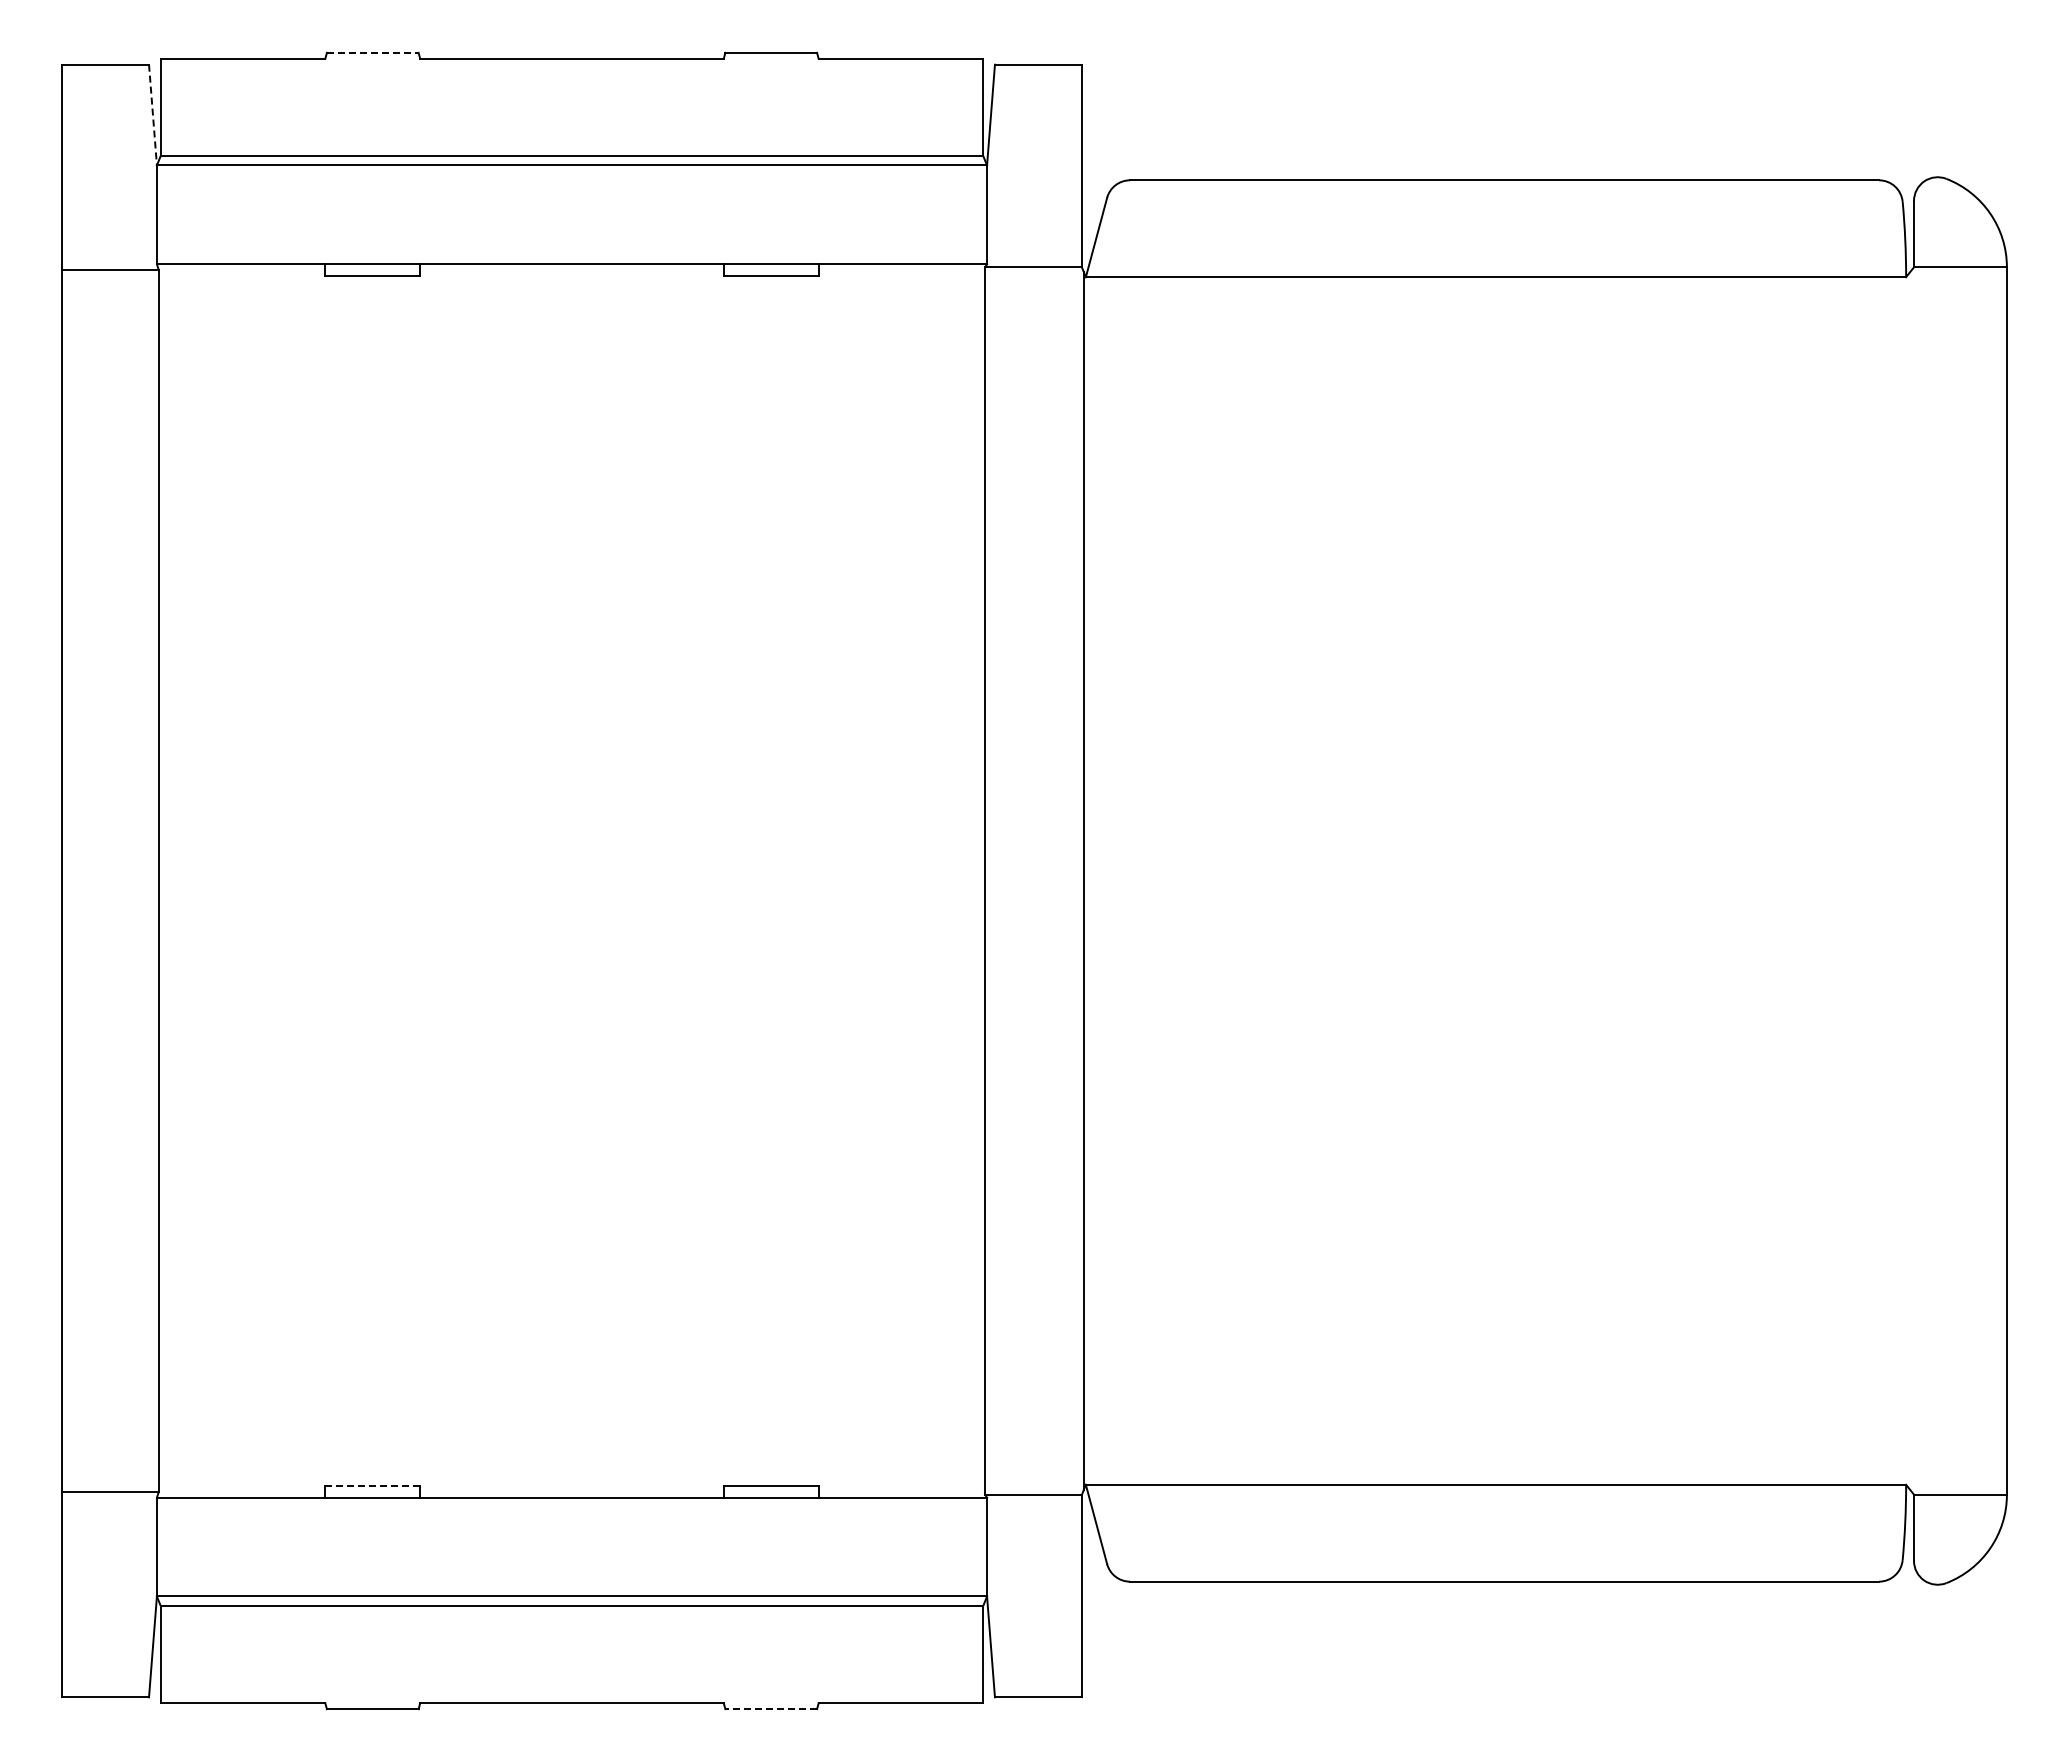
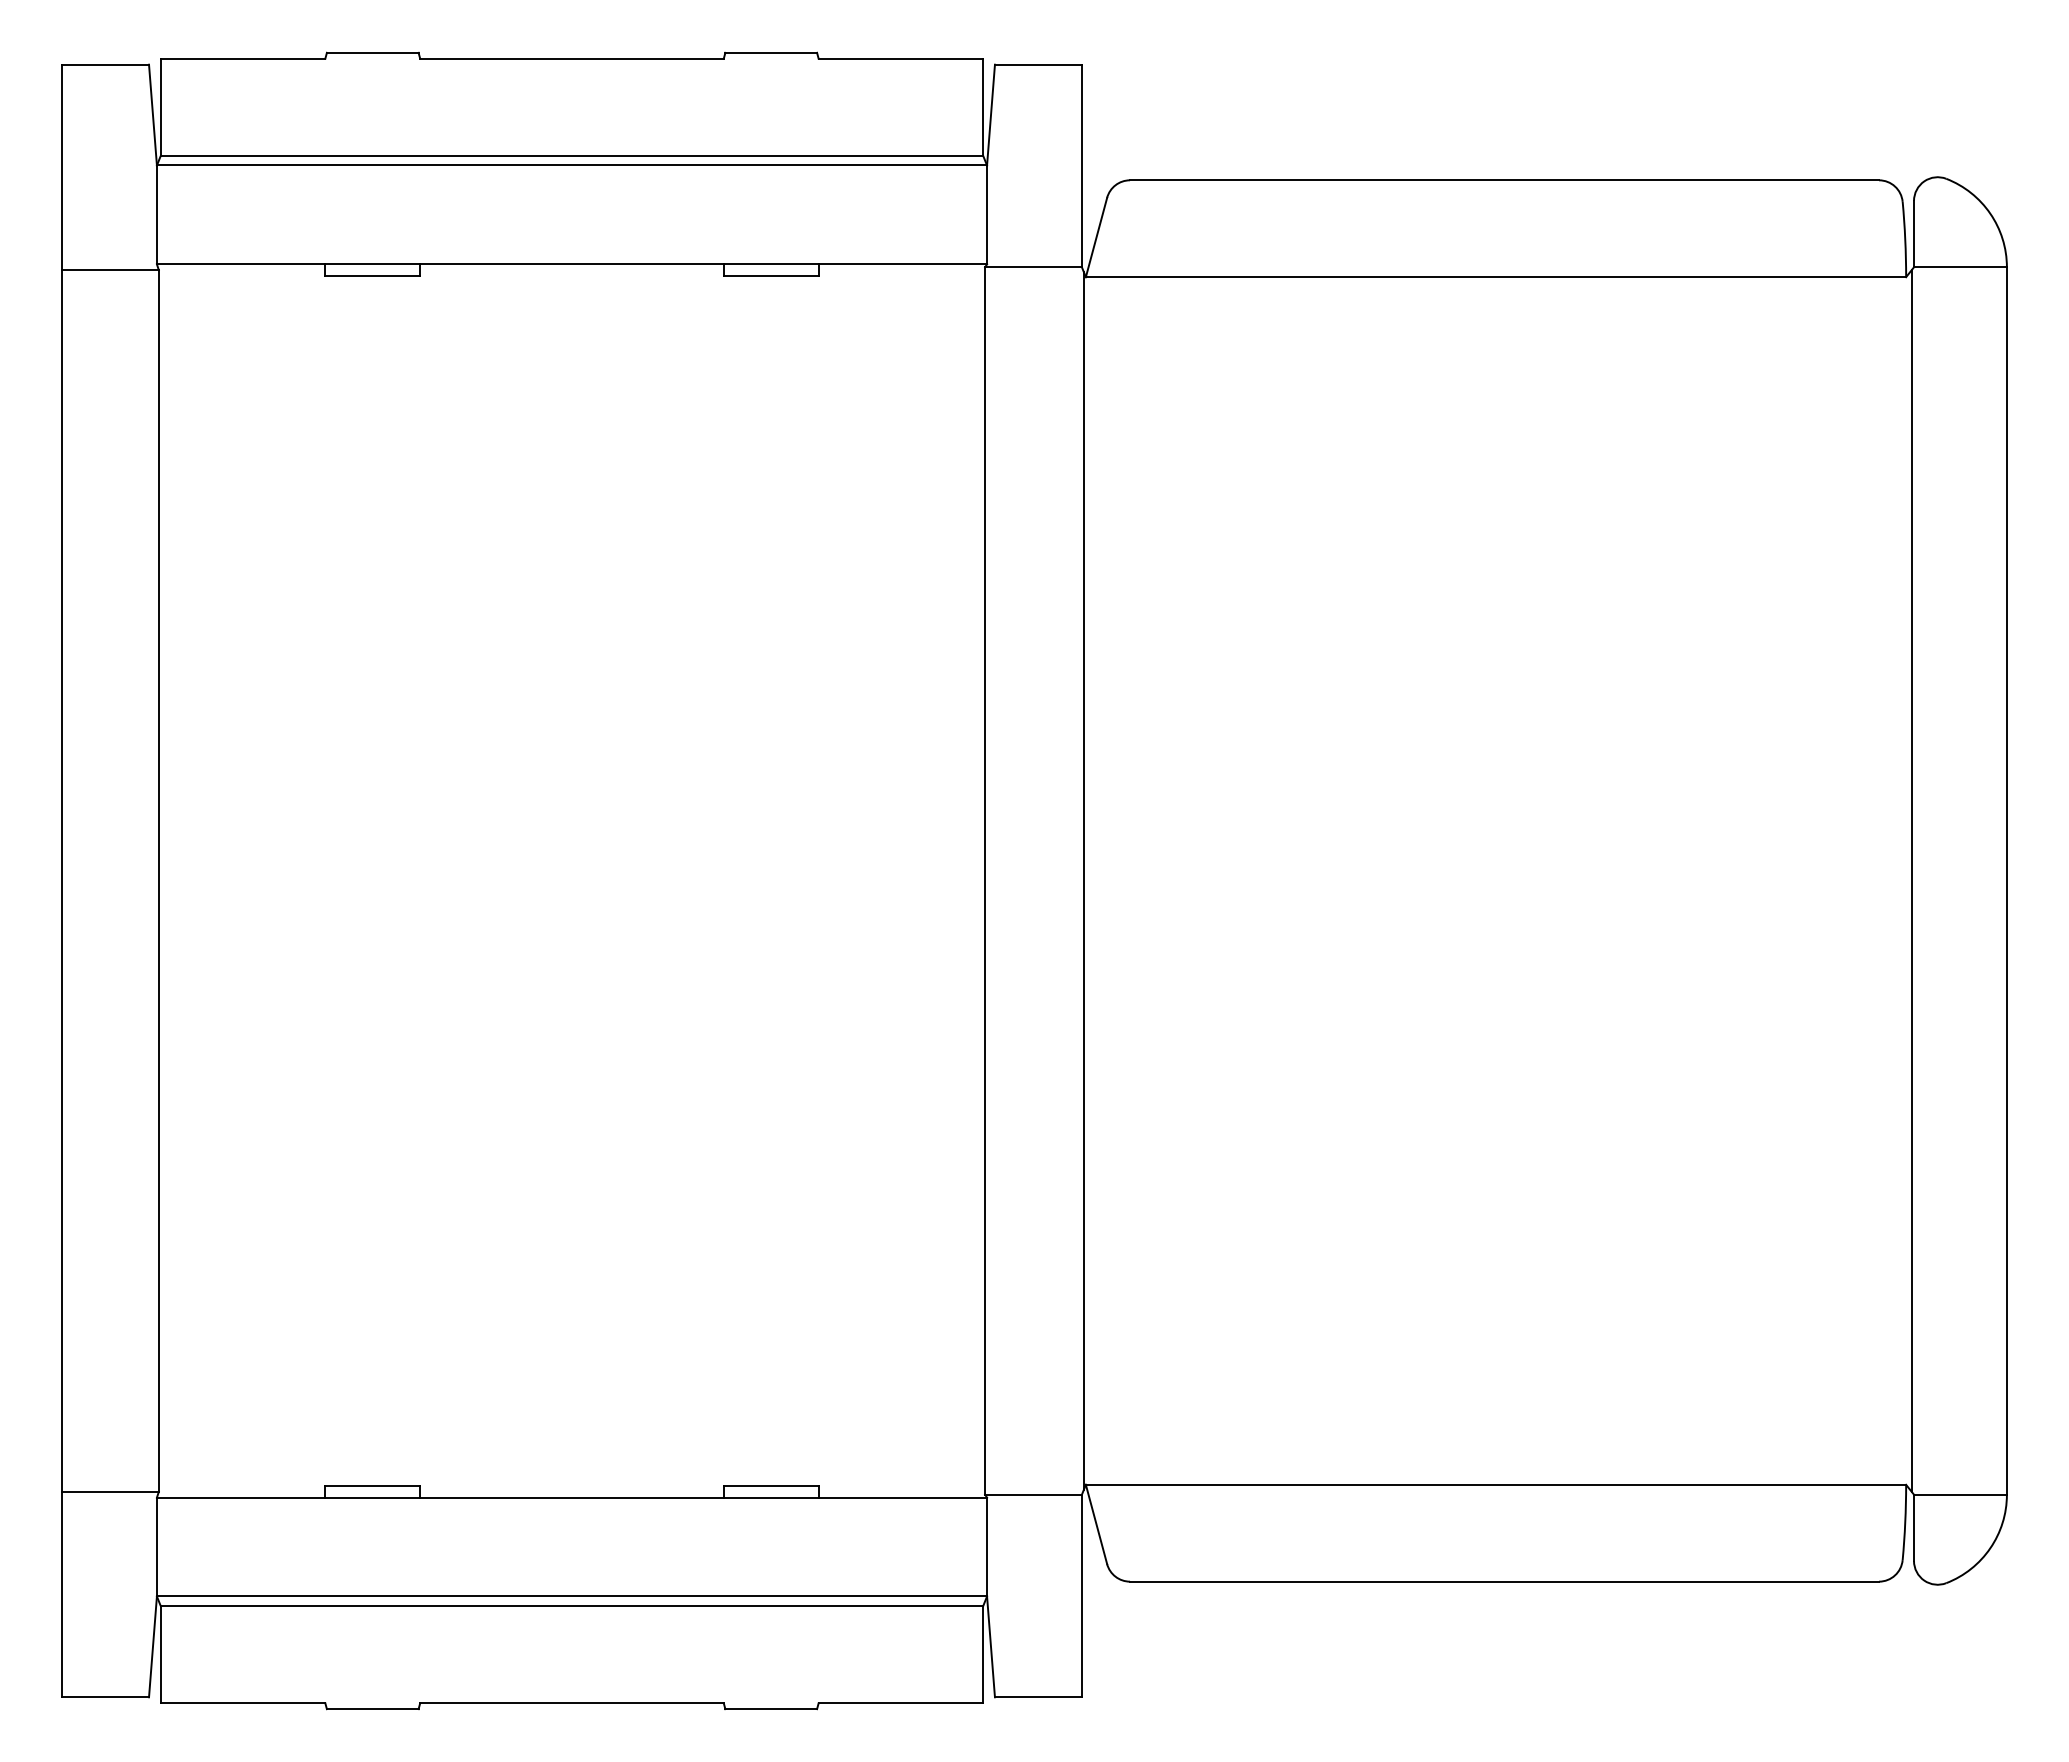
line: dashed -> solid (372, 52)
line: dashed -> solid (152, 115)
line: none -> present (1912, 880)
line: dashed -> solid (373, 1485)
line: dashed -> solid (771, 1709)
